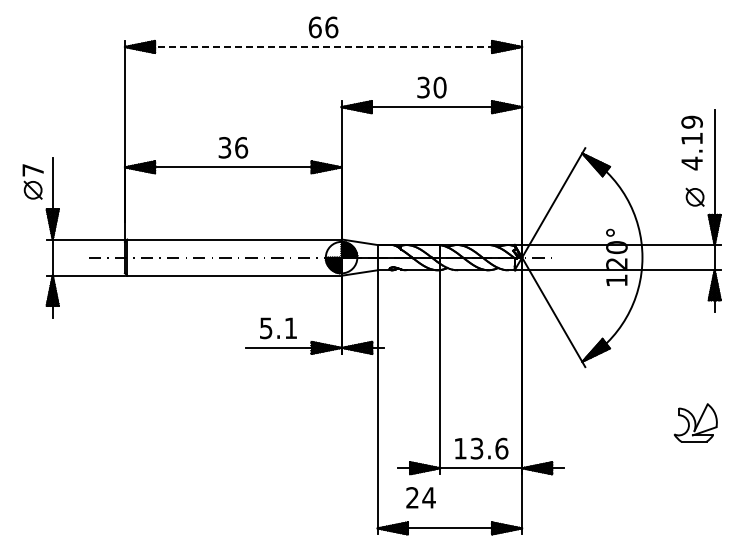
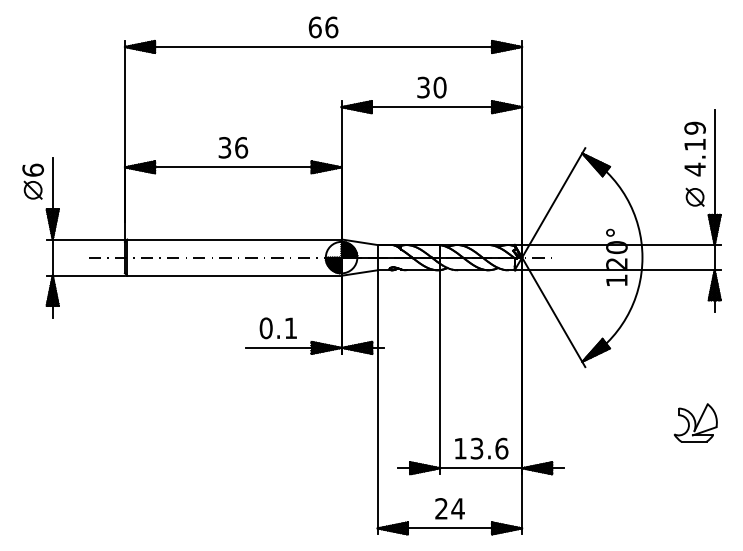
line: dashed -> solid (323, 47)
text position: (691, 142) -> (694, 148) (694, 148)
text: 7 -> 6 (32, 169)
text: 5.1 -> 0.1 (265, 328)
text position: (420, 497) -> (449, 508) (449, 508)
